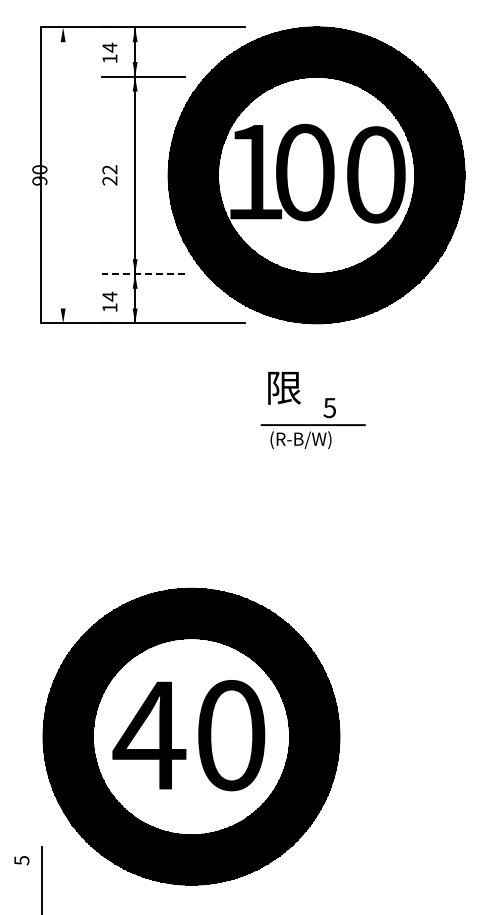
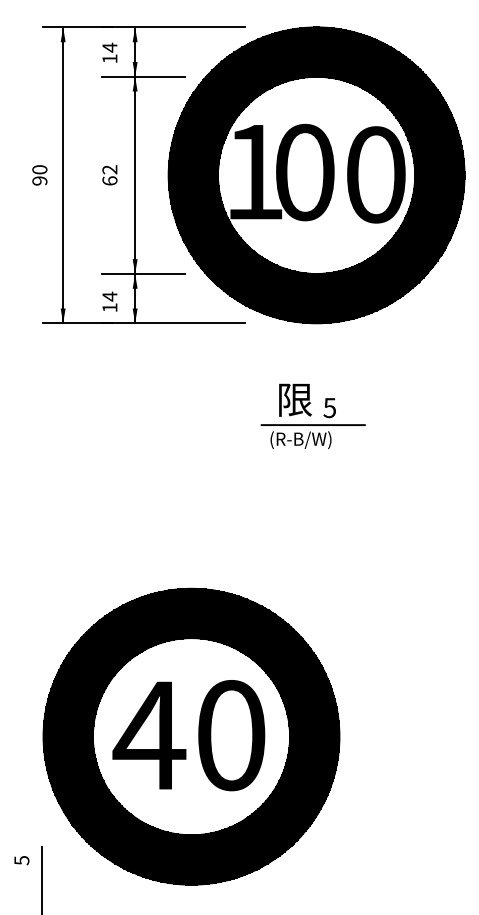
line position: (41, 175) -> (63, 175) (63, 175)
text: 22 -> 62 (109, 180)
line: dashed -> solid (143, 273)
text position: (284, 387) -> (295, 399) (295, 399)
